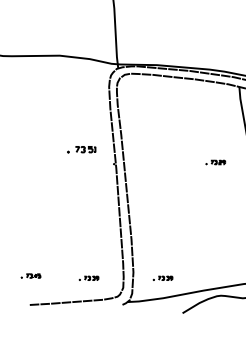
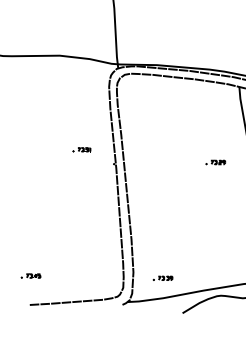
part size: 30x8 px -> 20x6 px (81, 149)
part: present -> none (88, 277)
